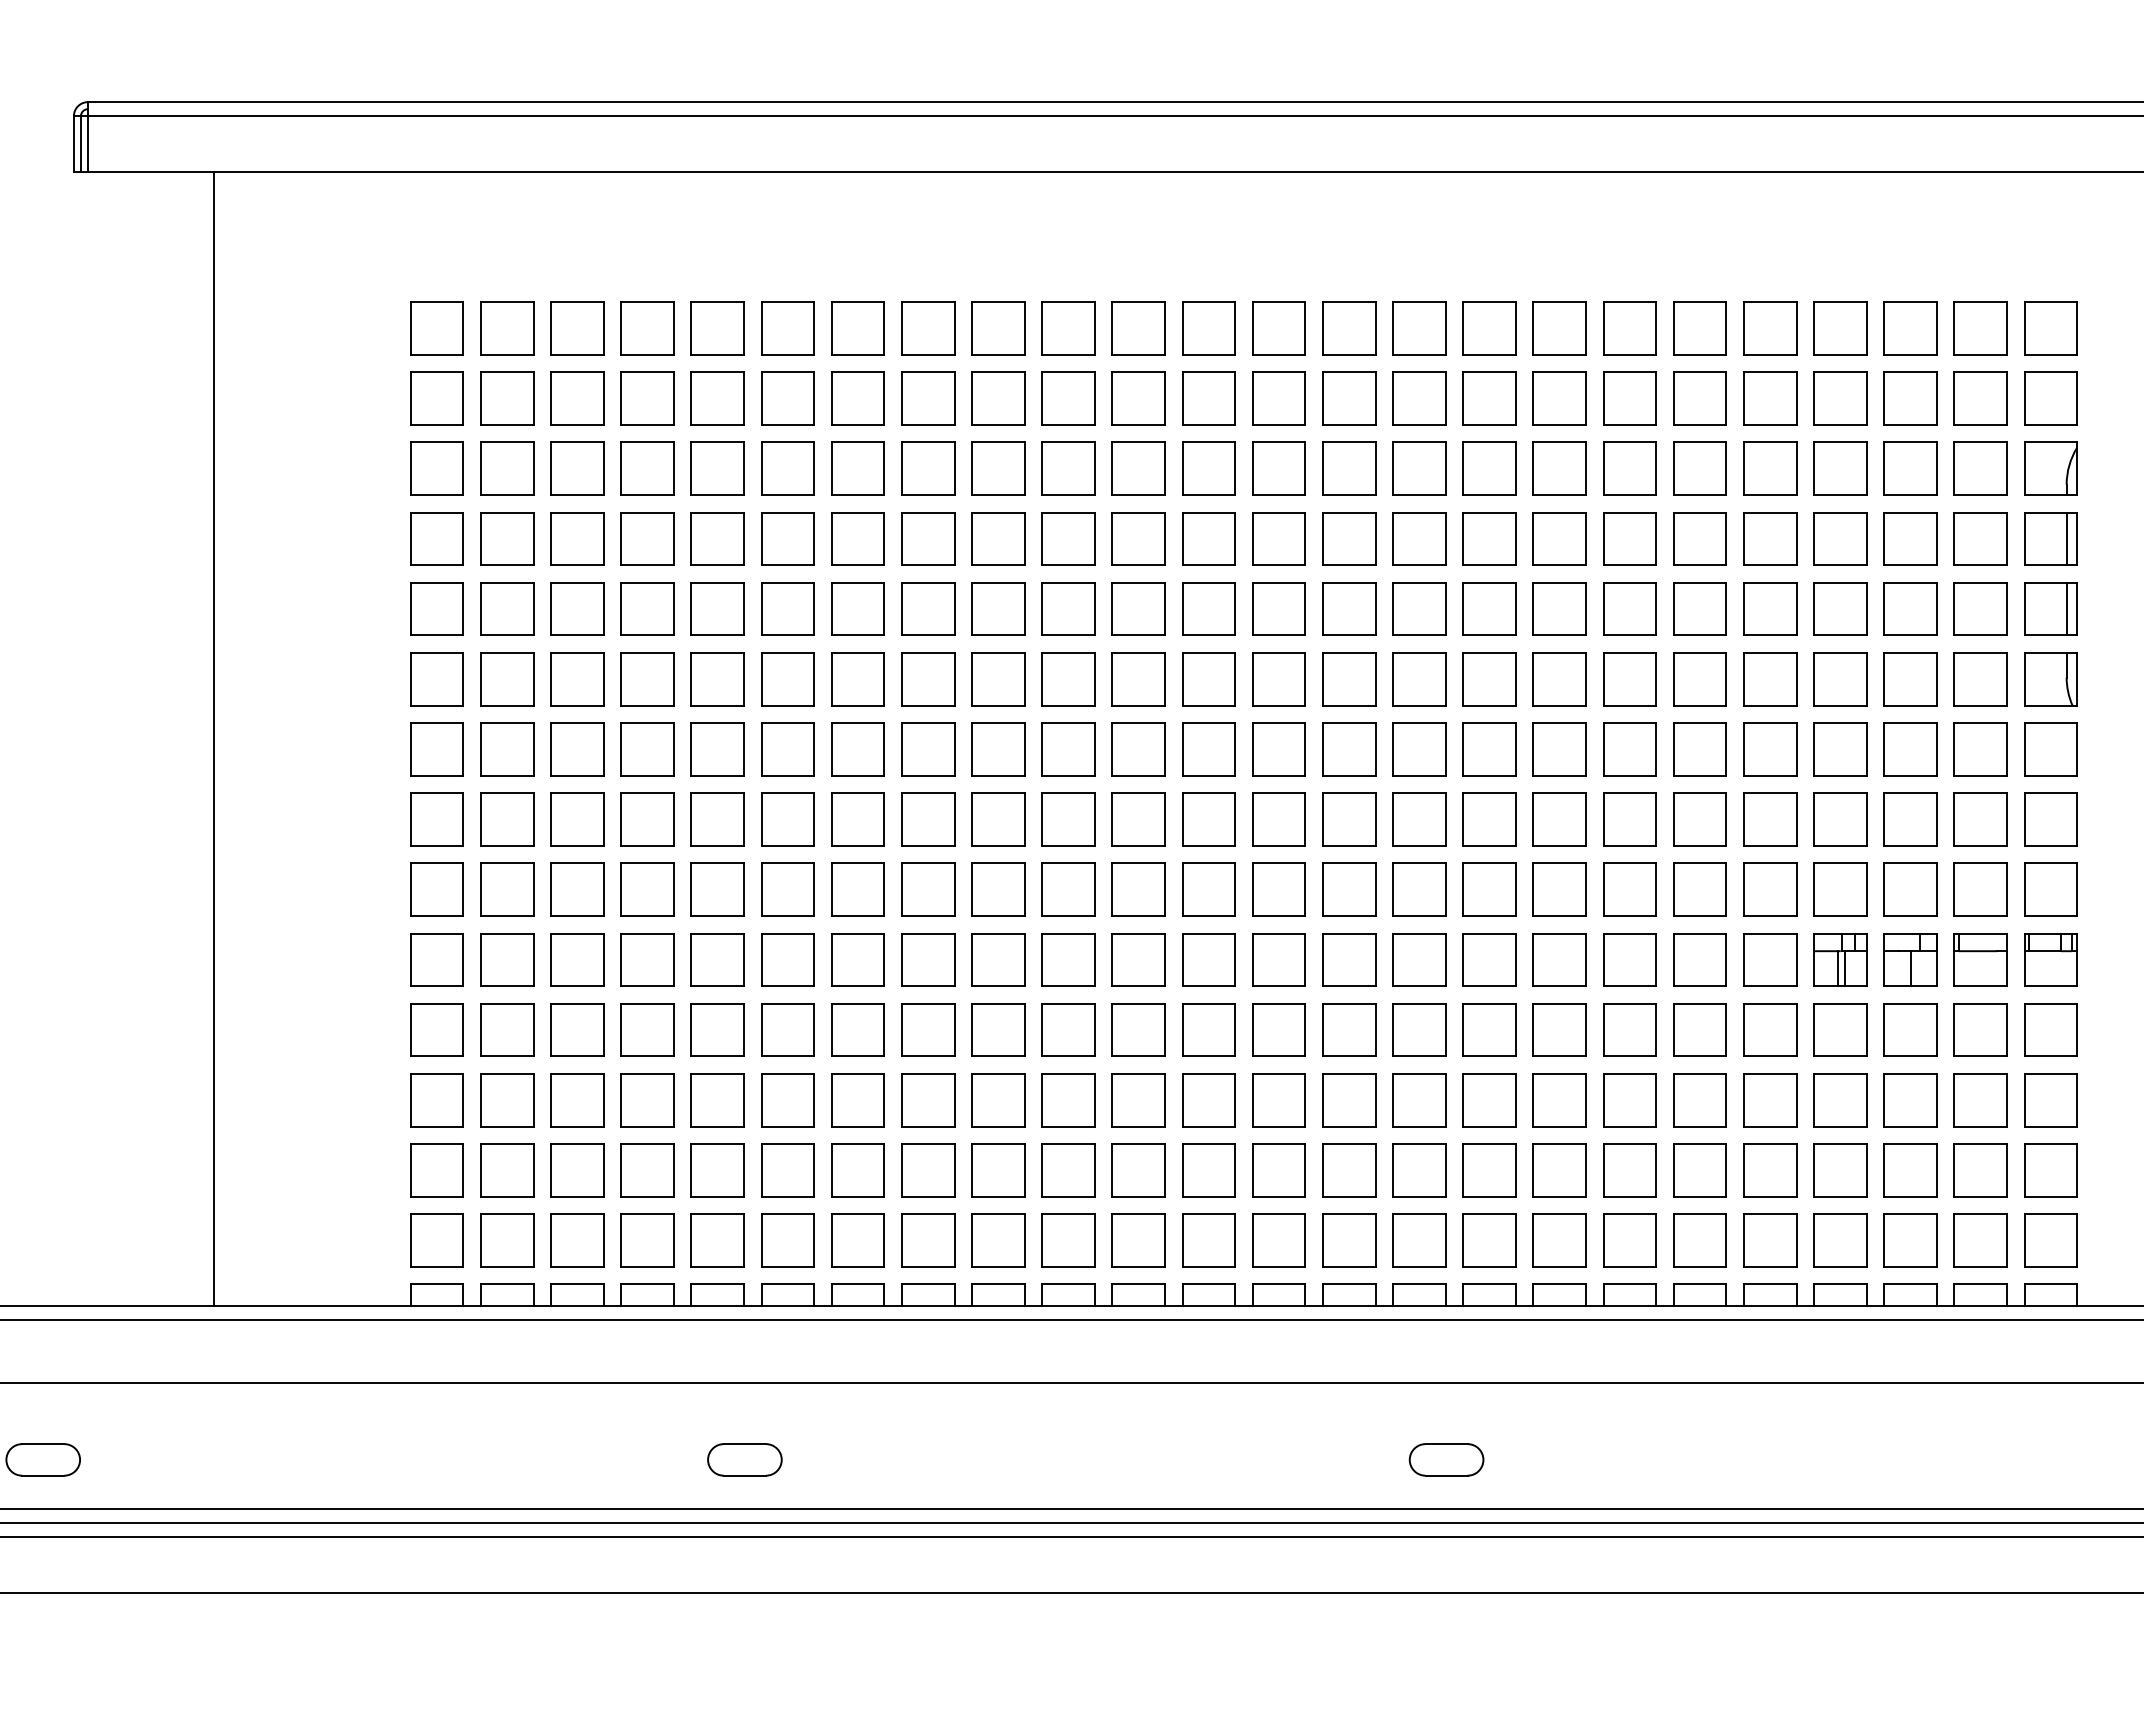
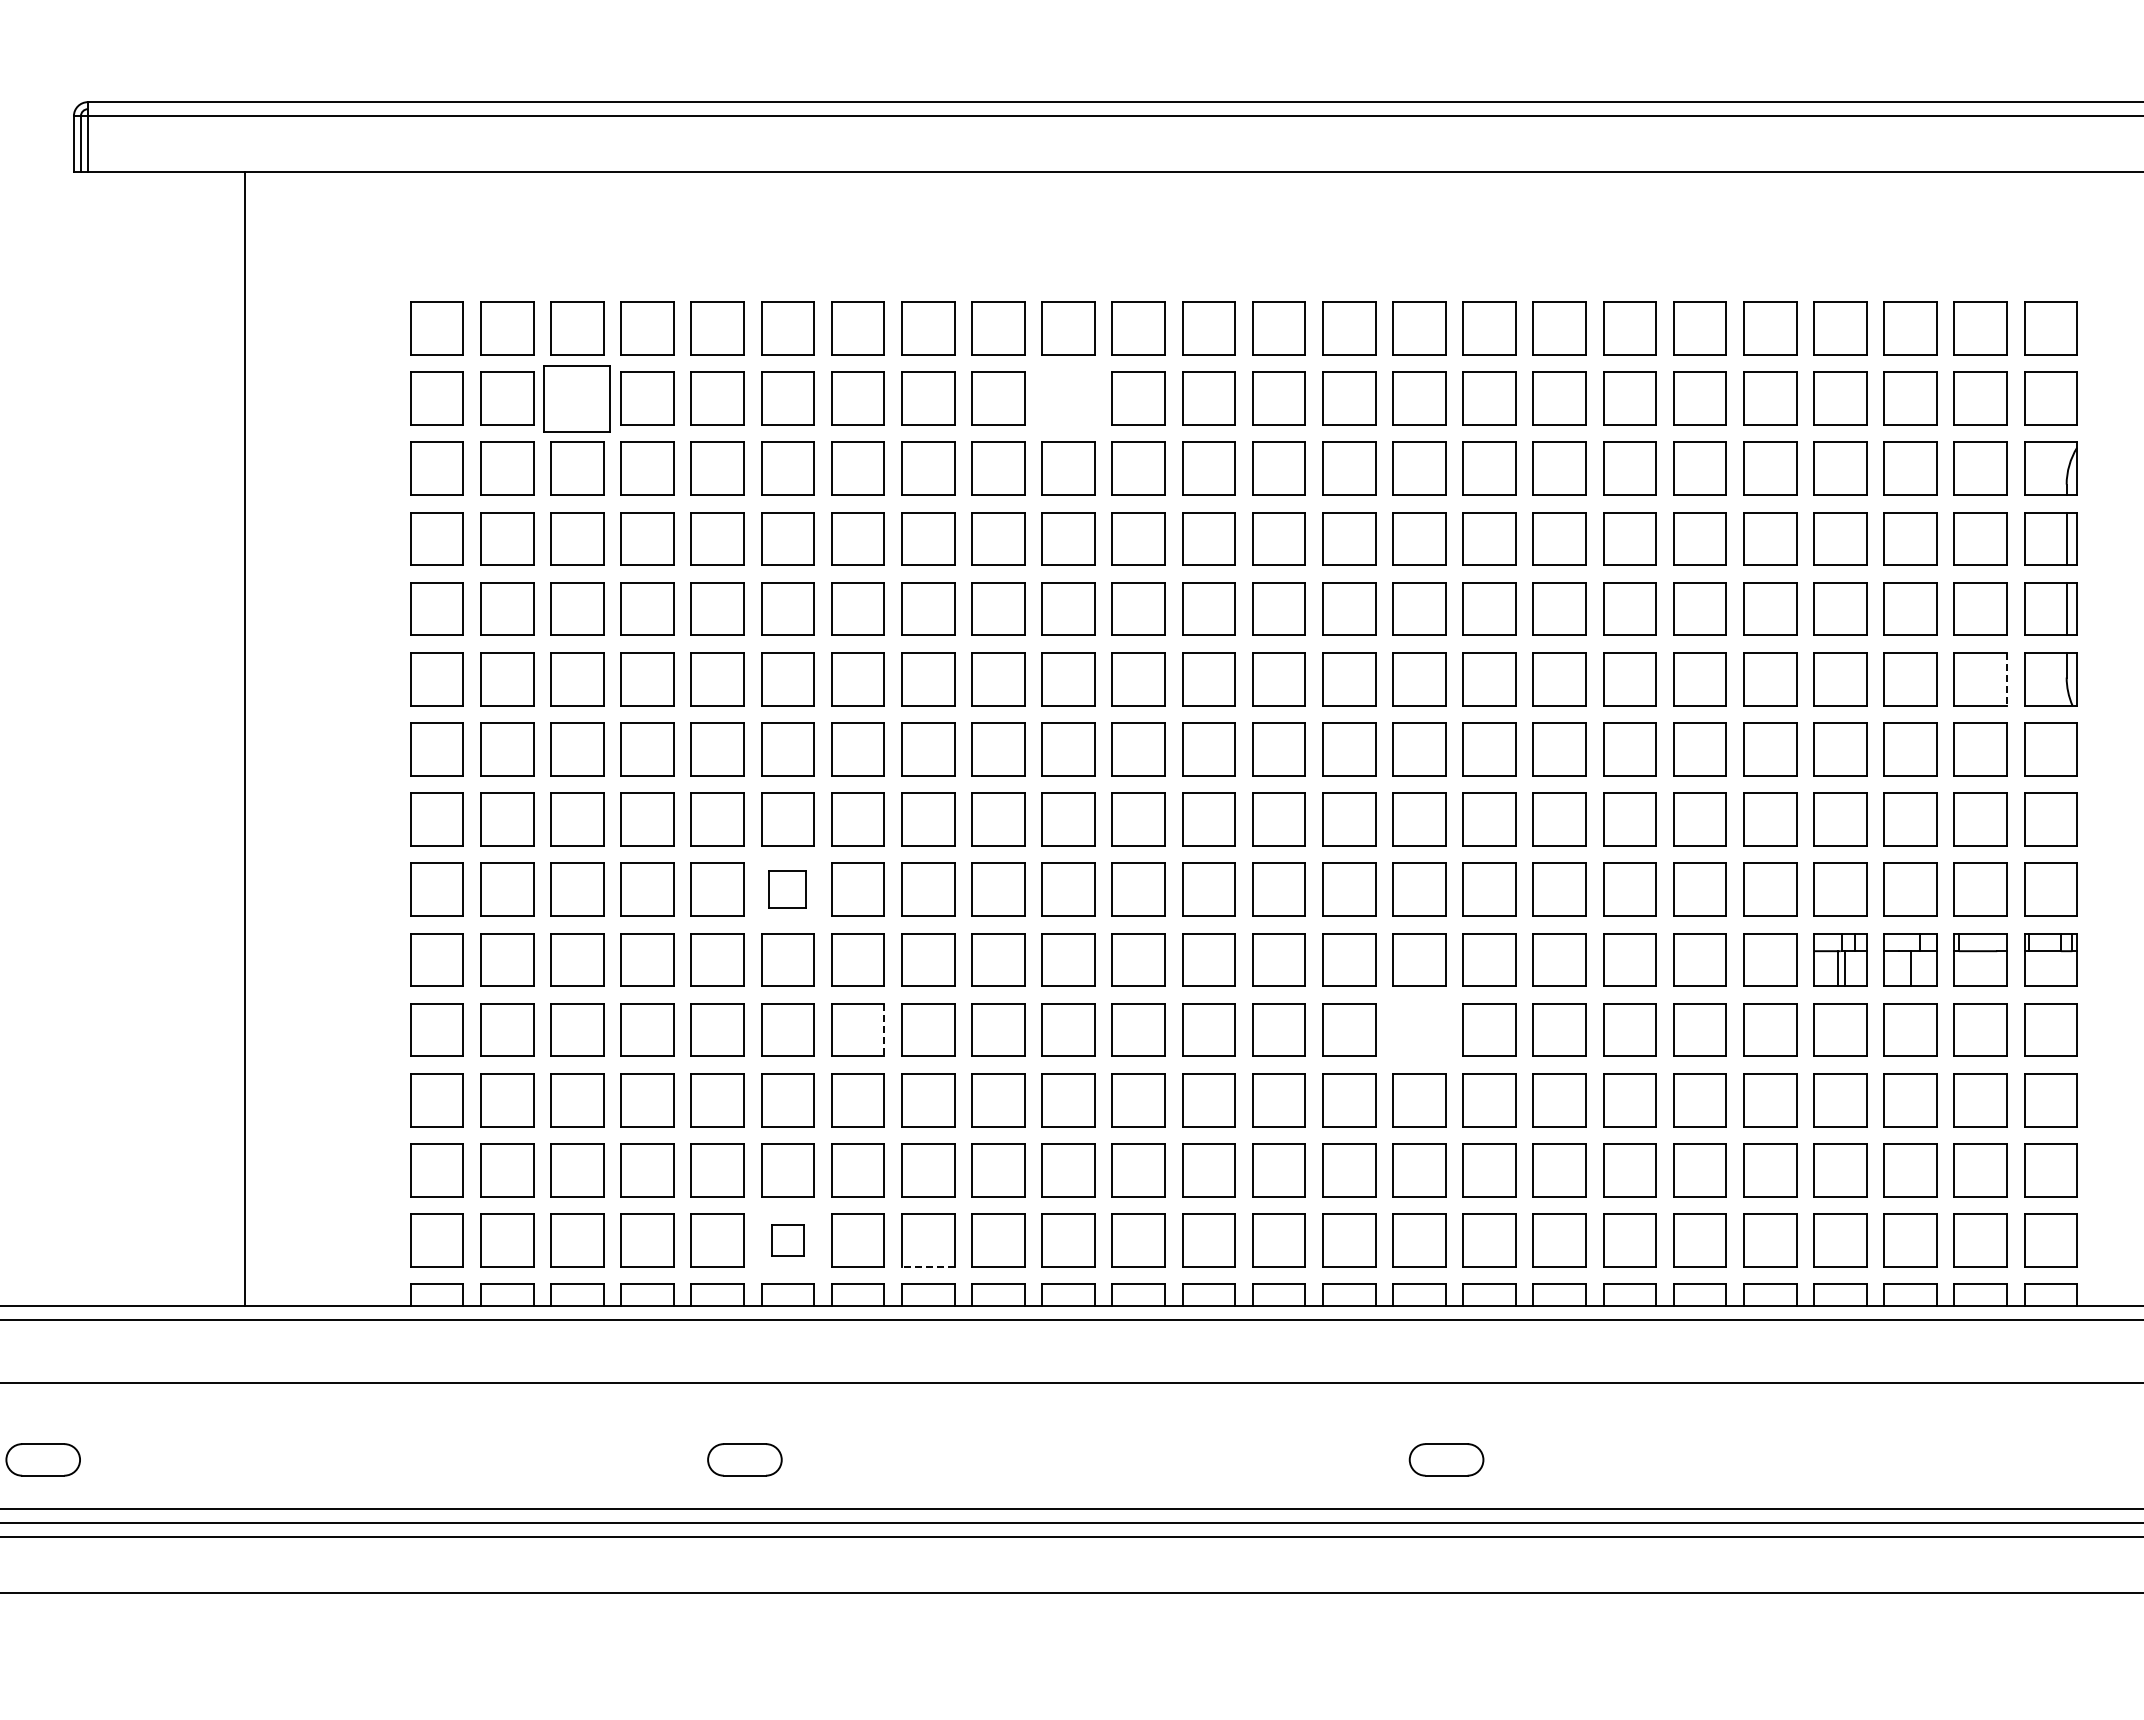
part size: 55x55 px -> 68x68 px (576, 398)
part: present -> none (1068, 398)
line: solid -> dashed (2007, 679)
line position: (214, 738) -> (245, 738) (245, 738)
part size: 54x55 px -> 39x39 px (787, 889)
part: present -> none (1419, 1029)
line: solid -> dashed (884, 1030)
part size: 54x55 px -> 34x33 px (787, 1240)
line: solid -> dashed (927, 1266)
